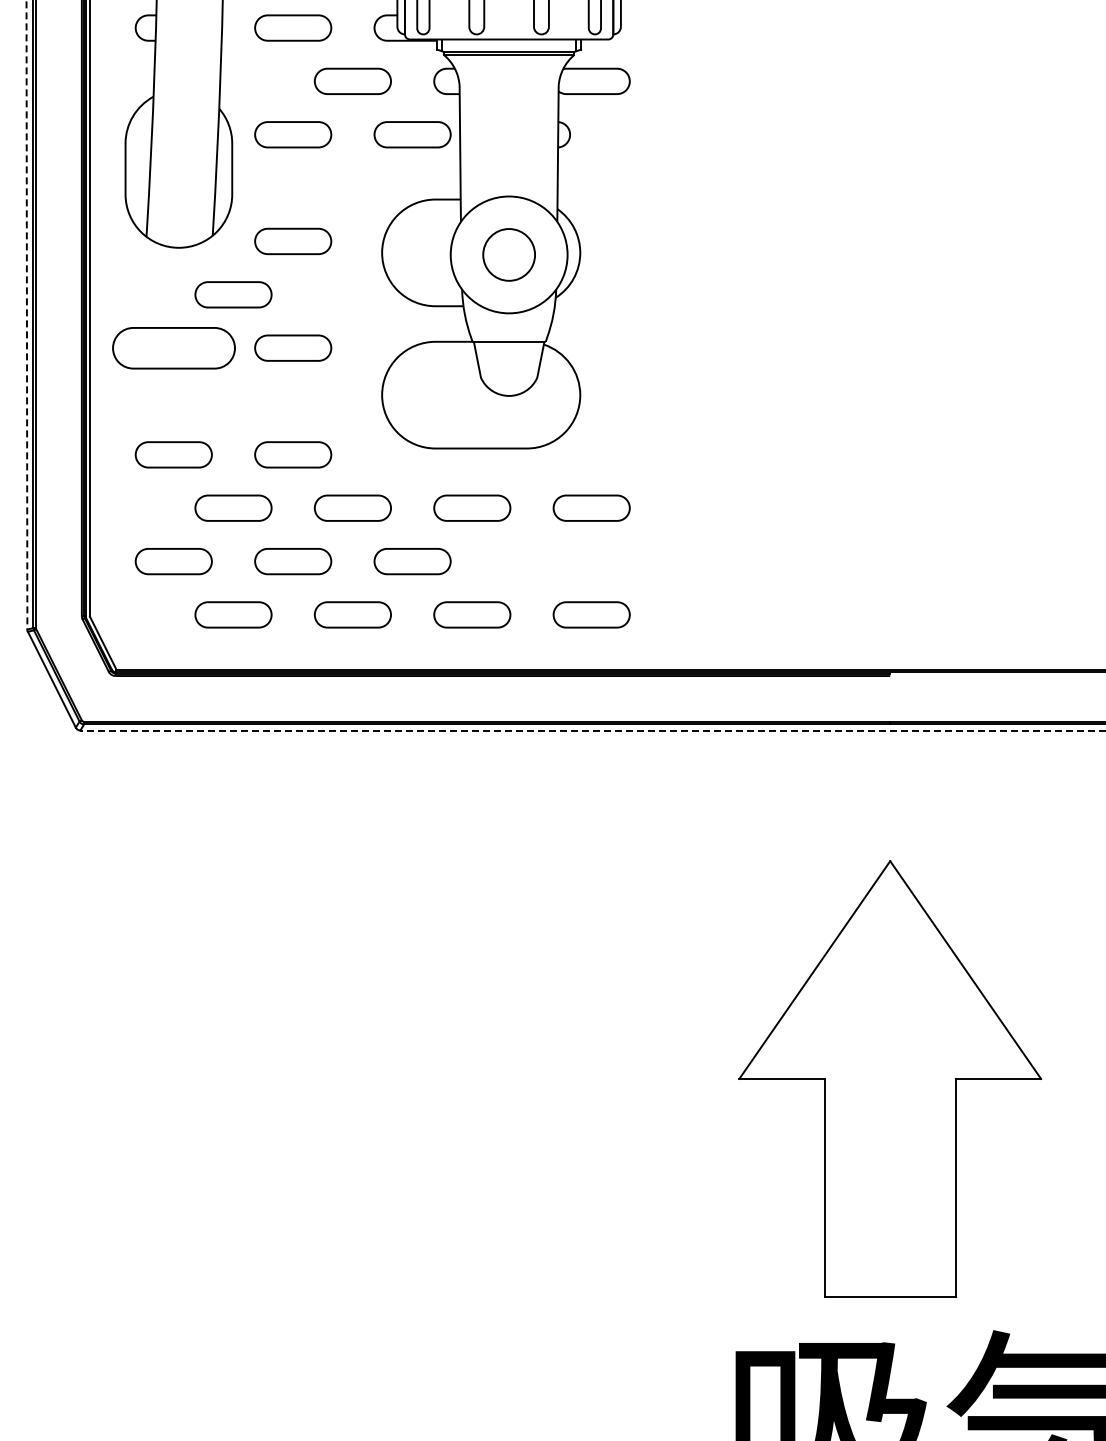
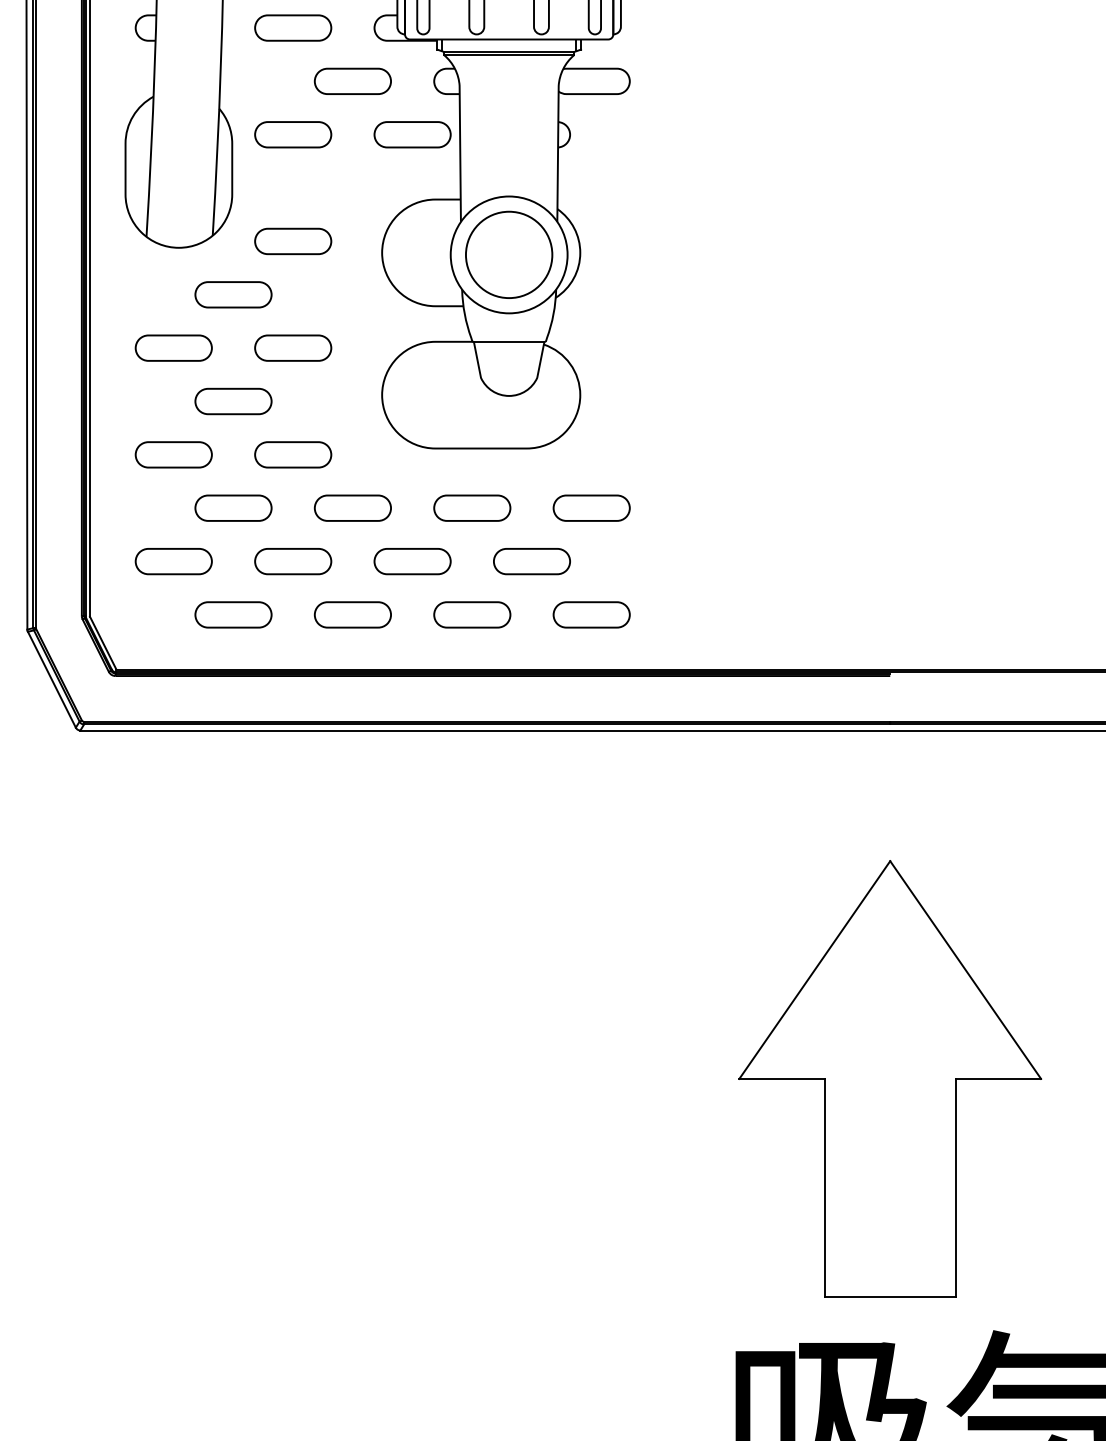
circle diameter: 52 px -> 86 px (508, 254)
line: dashed -> solid (26, 314)
part size: 124x43 px -> 79x28 px (173, 347)
part: none -> present (233, 401)
part: none -> present (531, 561)
line: dashed -> solid (592, 730)
